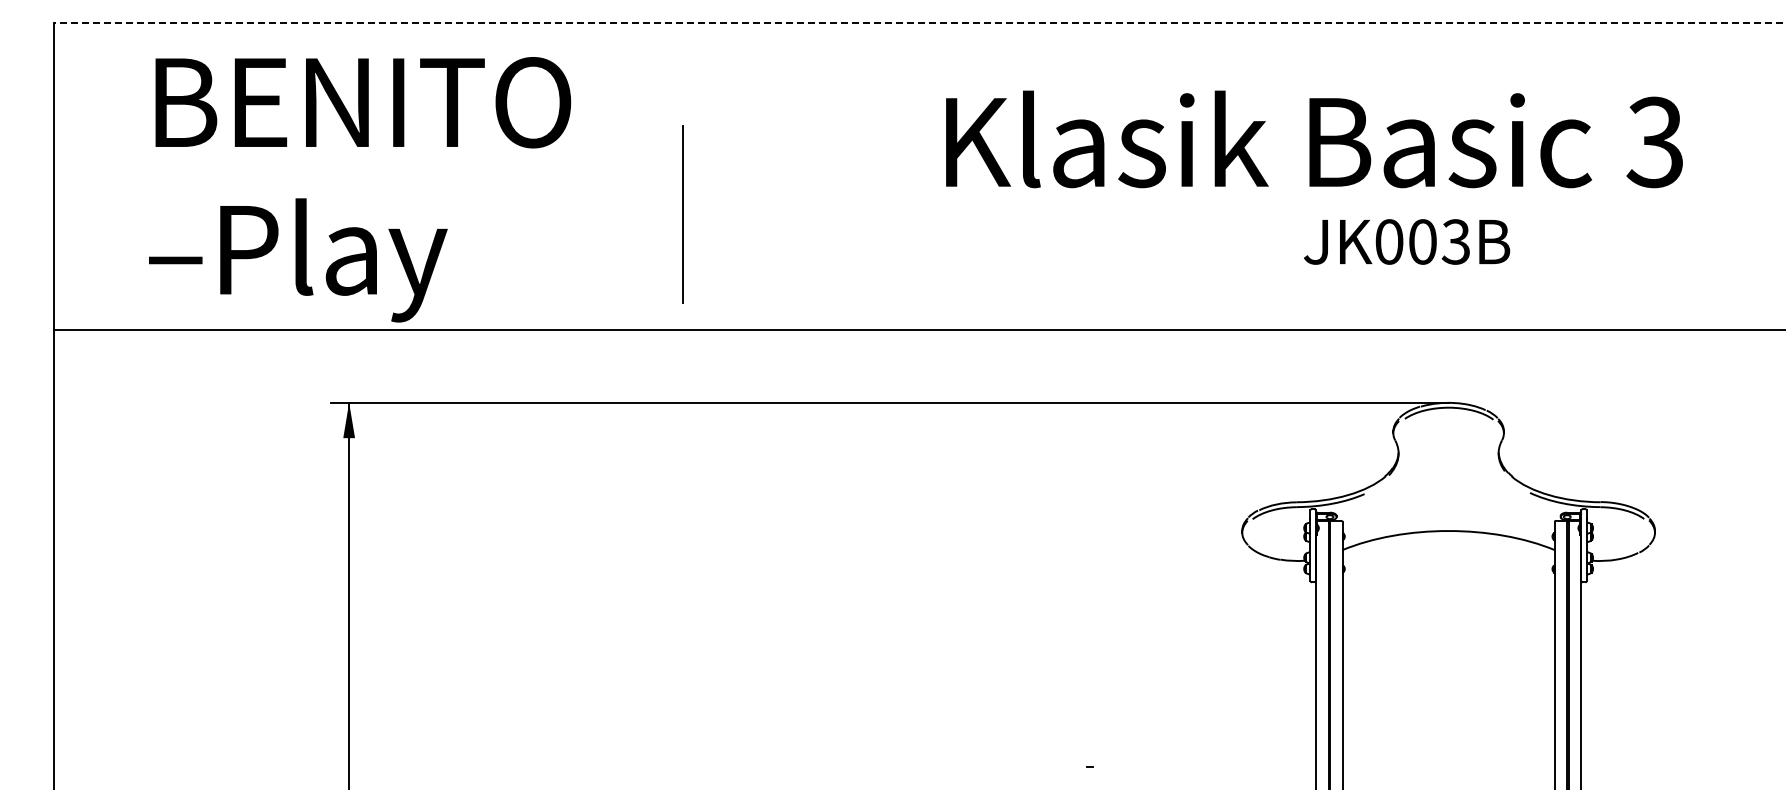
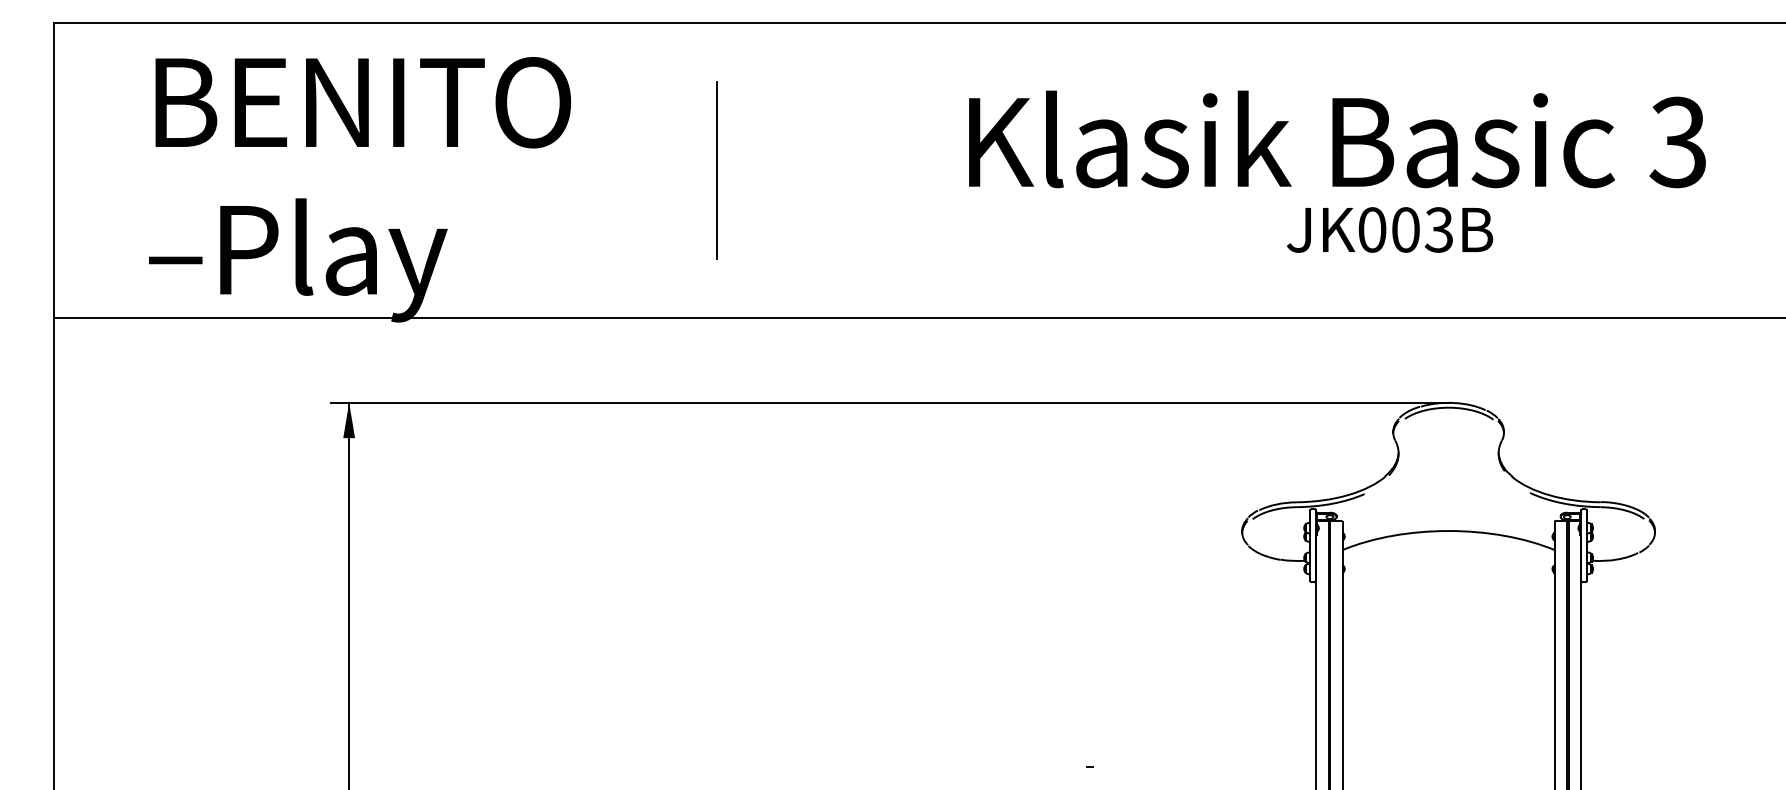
line: dashed -> solid (919, 23)
text position: (1314, 139) -> (1337, 139) (1337, 139)
line position: (682, 214) -> (716, 170) (716, 170)
text position: (1407, 241) -> (1390, 229) (1390, 229)
line position: (917, 330) -> (917, 318) (917, 318)
